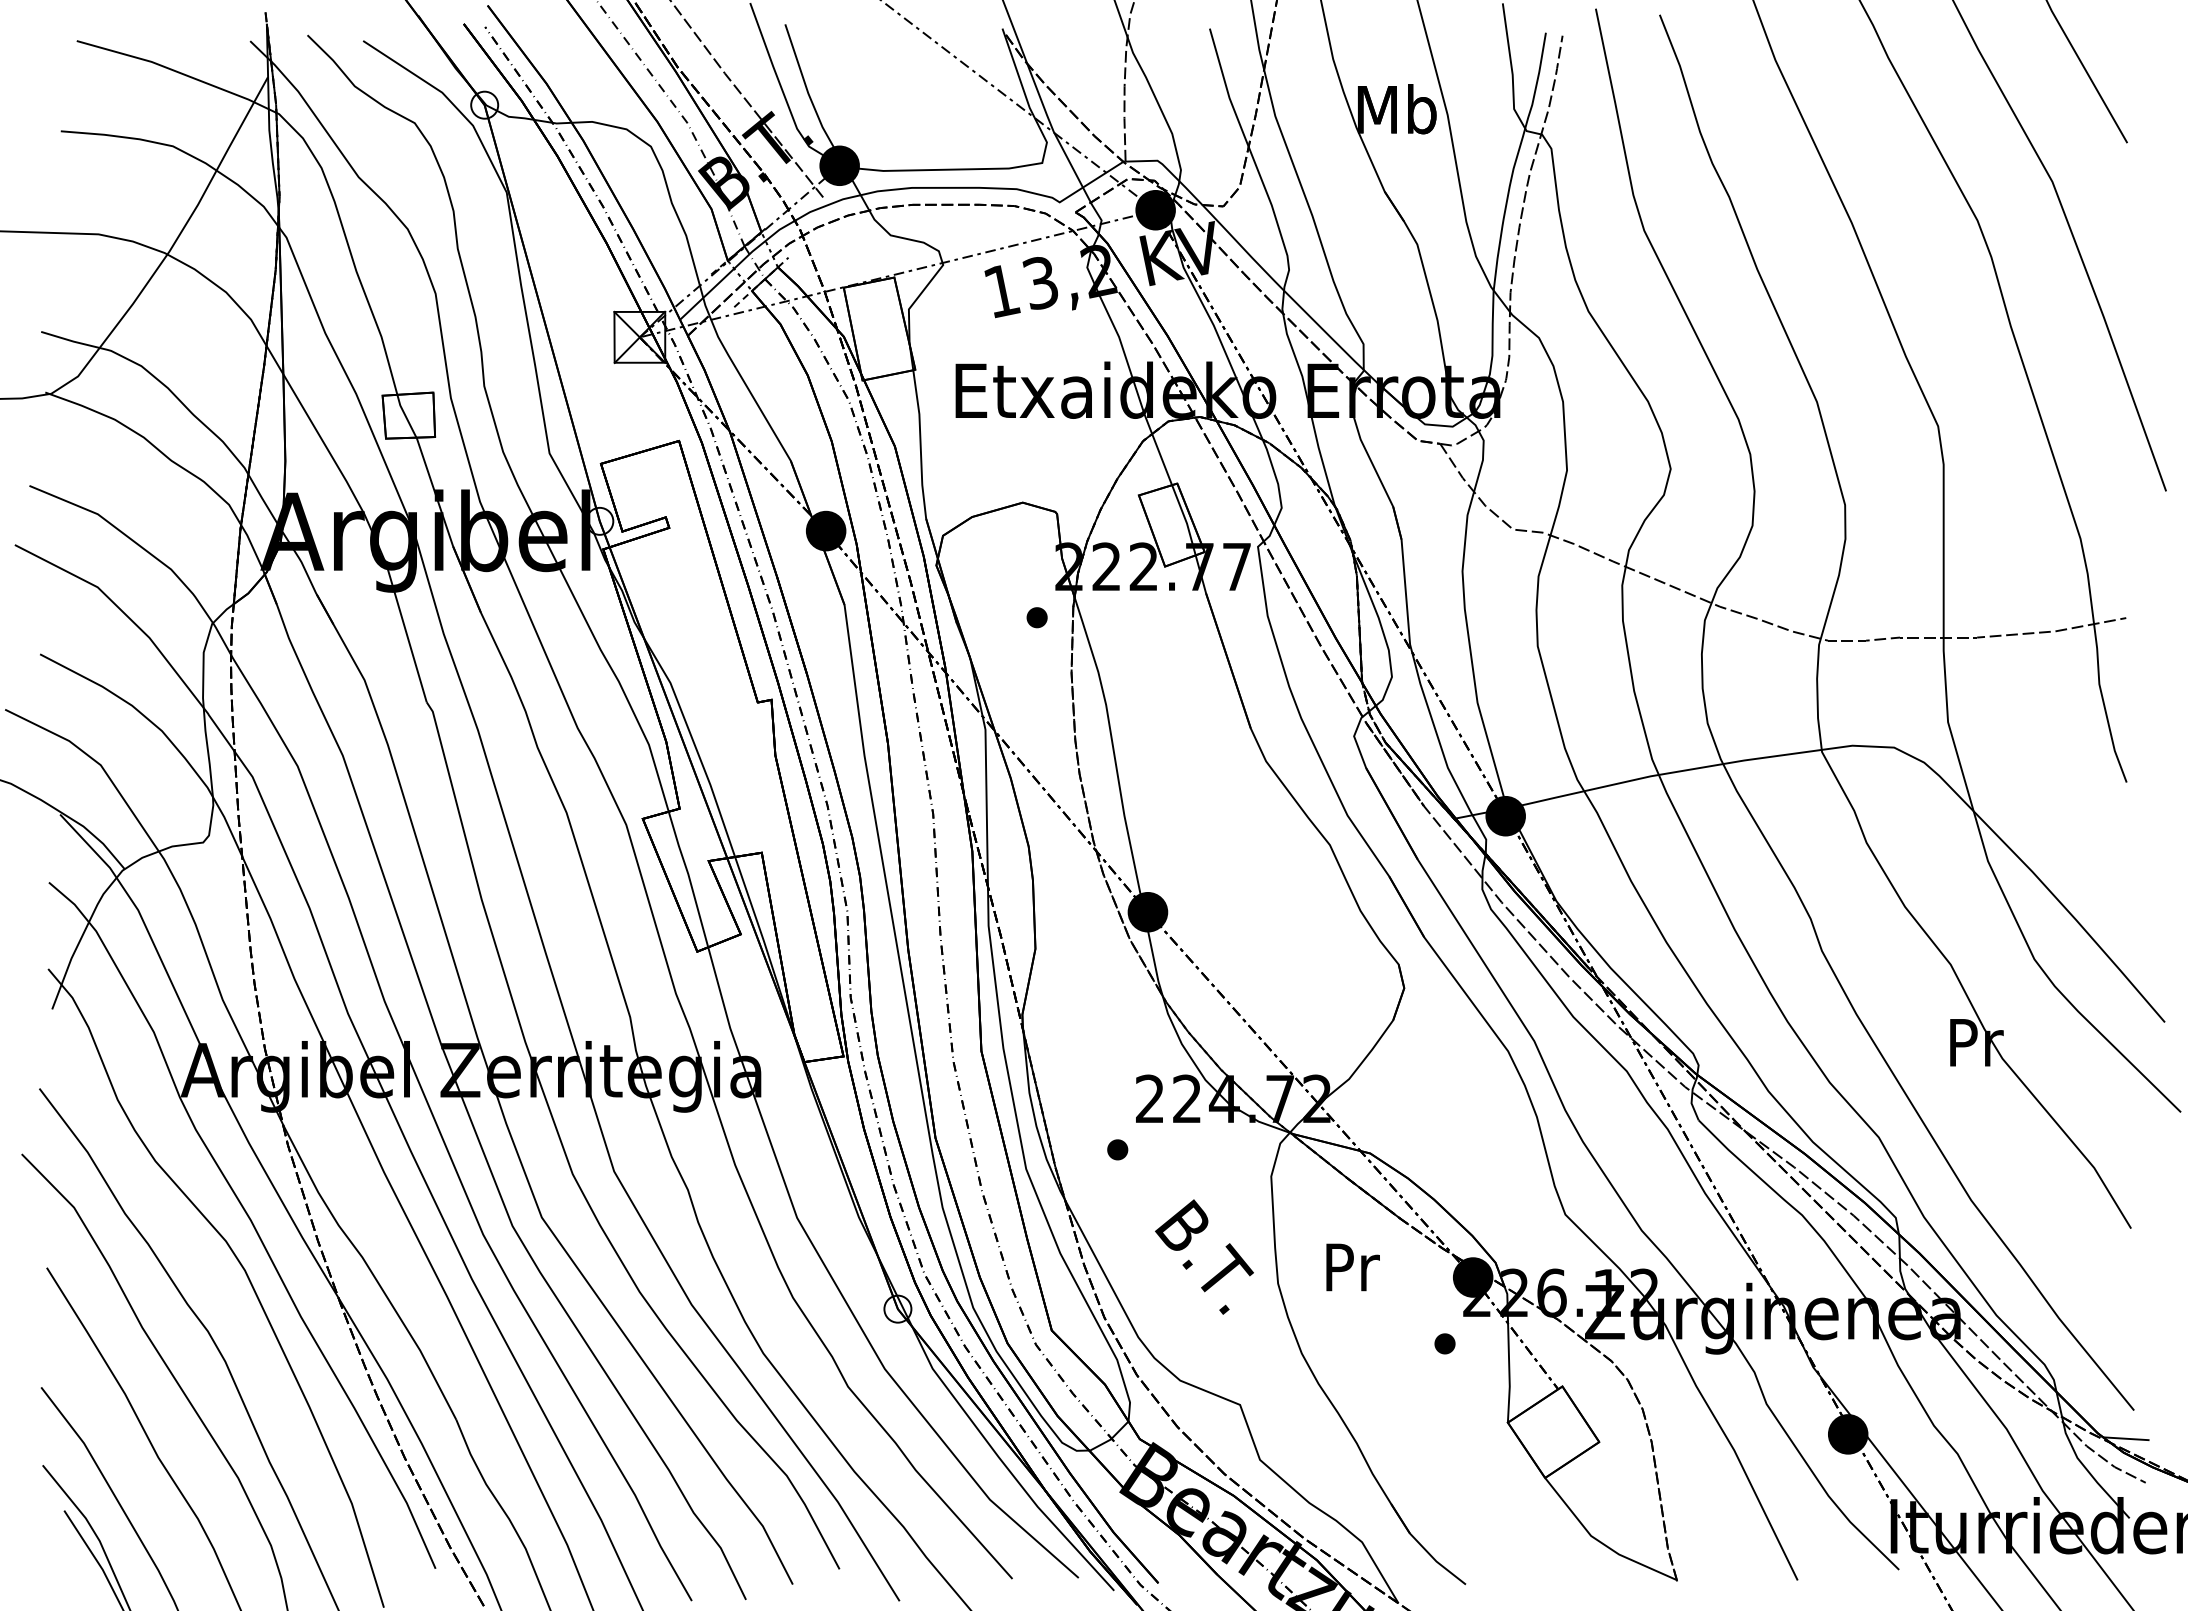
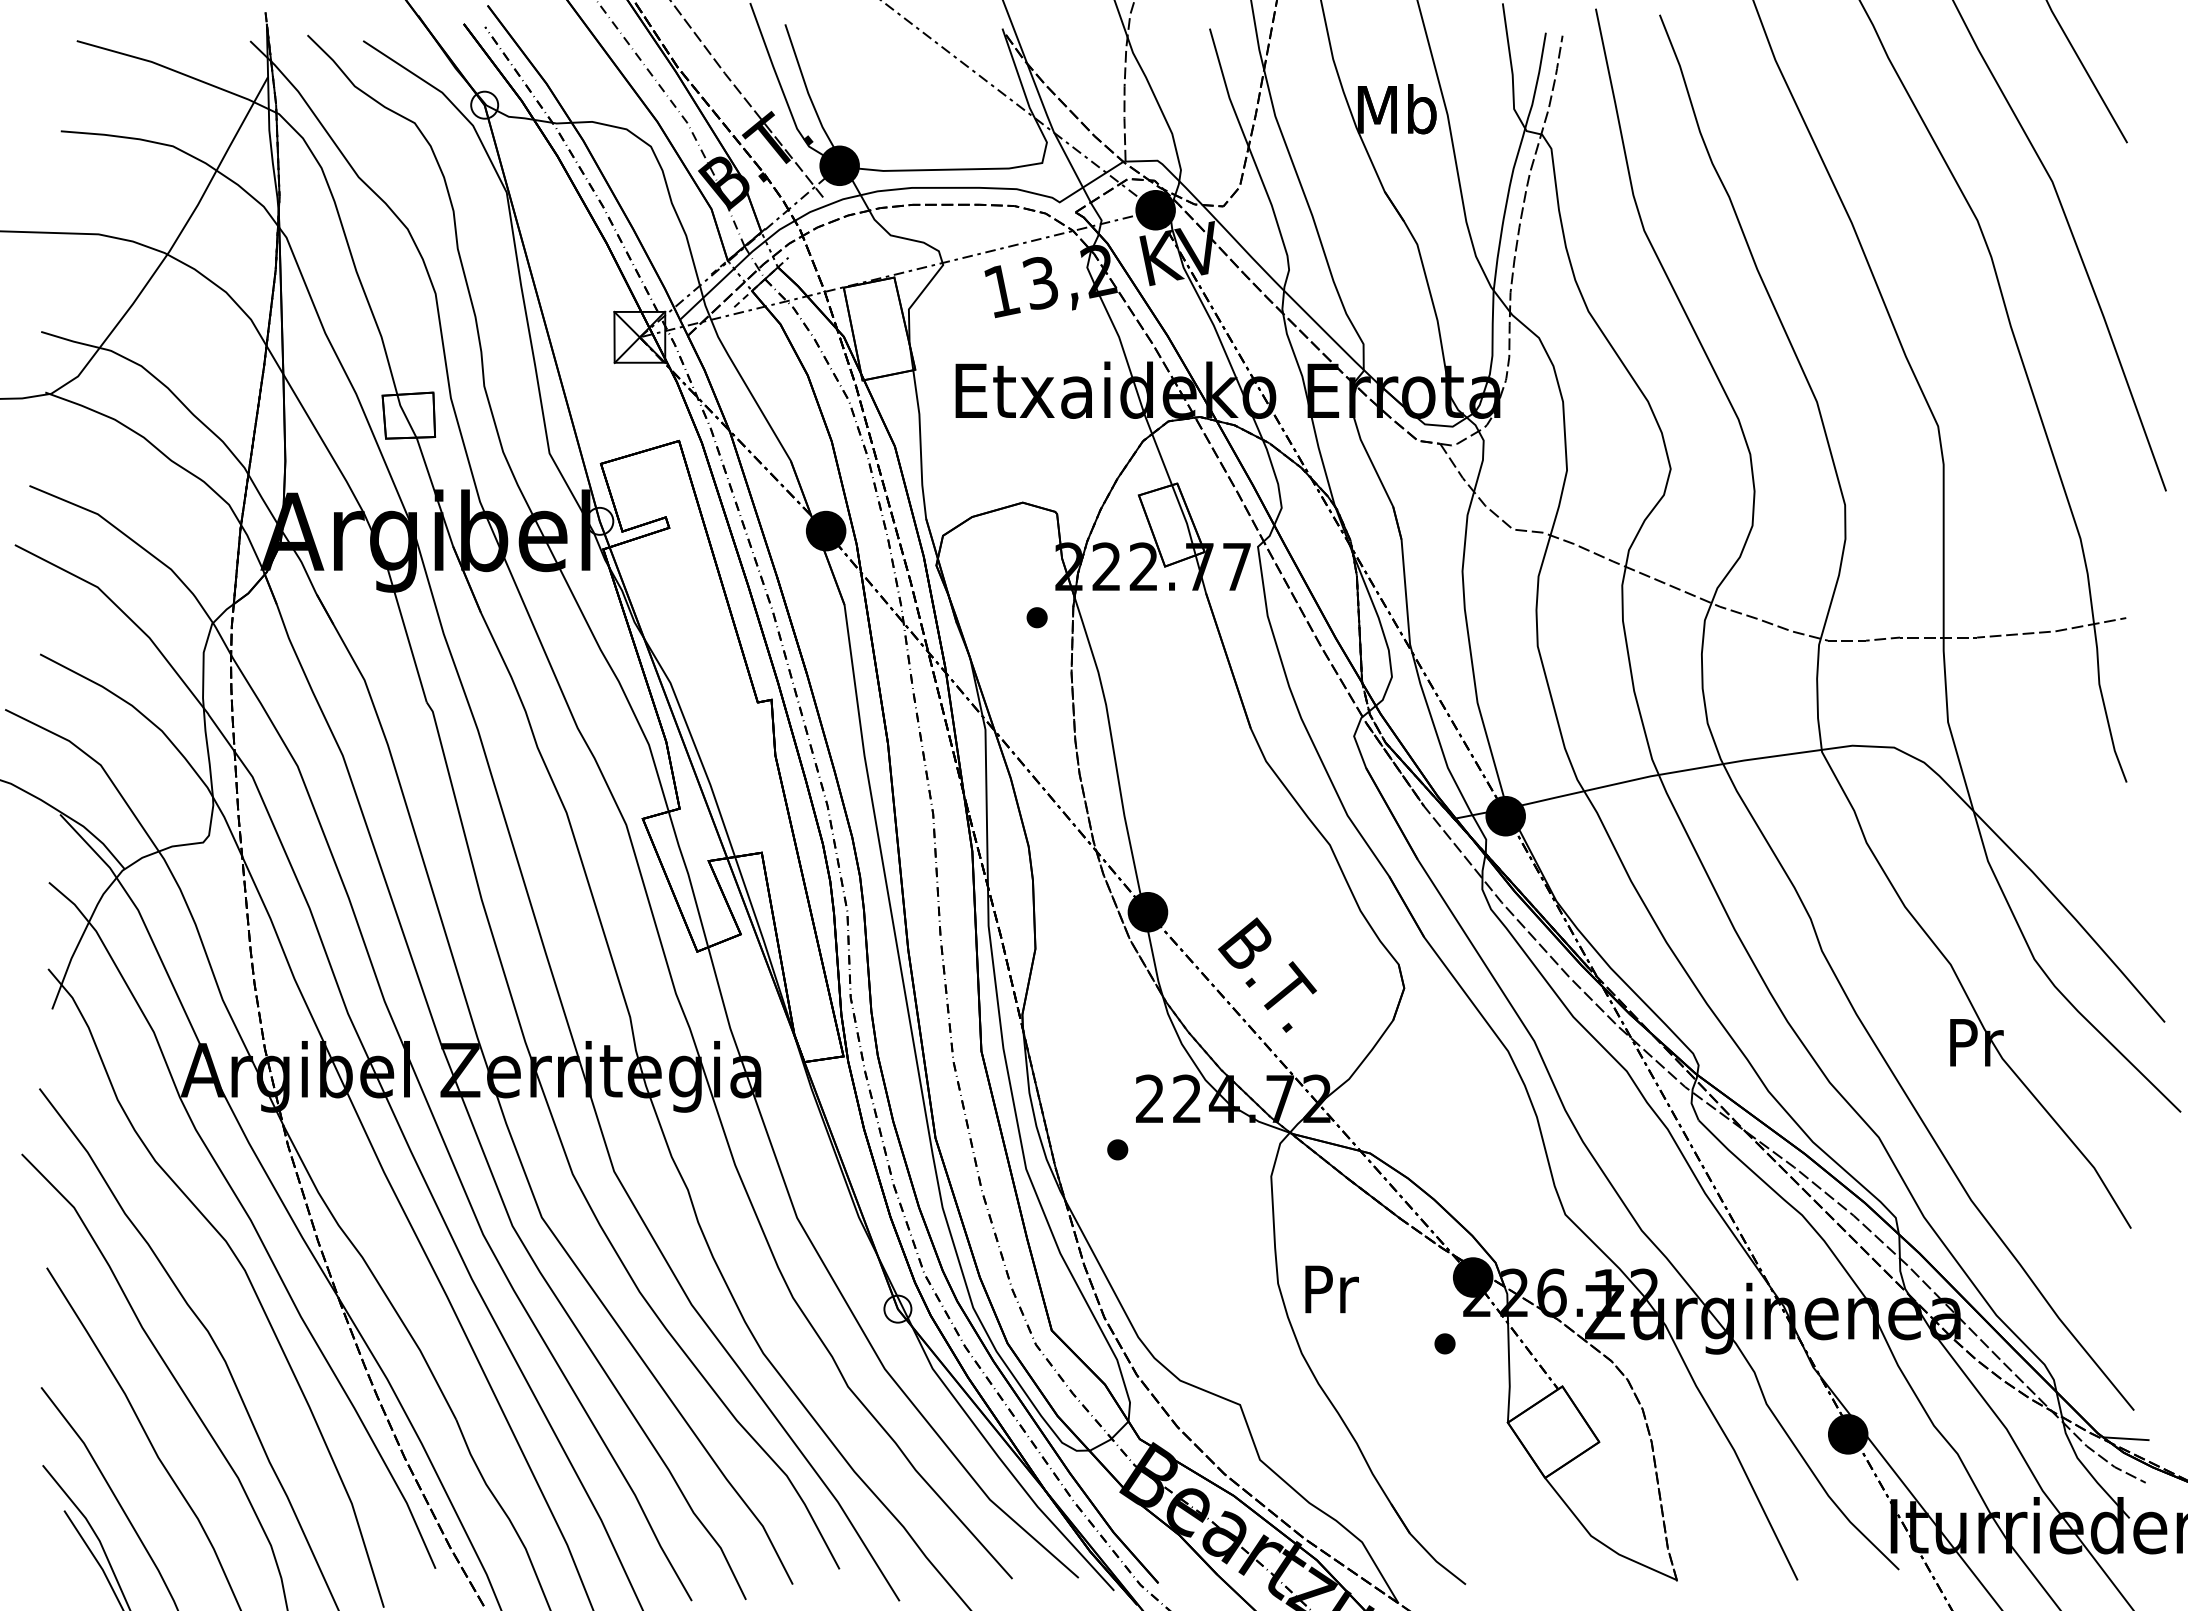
text position: (1204, 1256) -> (1267, 974) (1267, 974)
text position: (1352, 1267) -> (1331, 1289) (1331, 1289)
